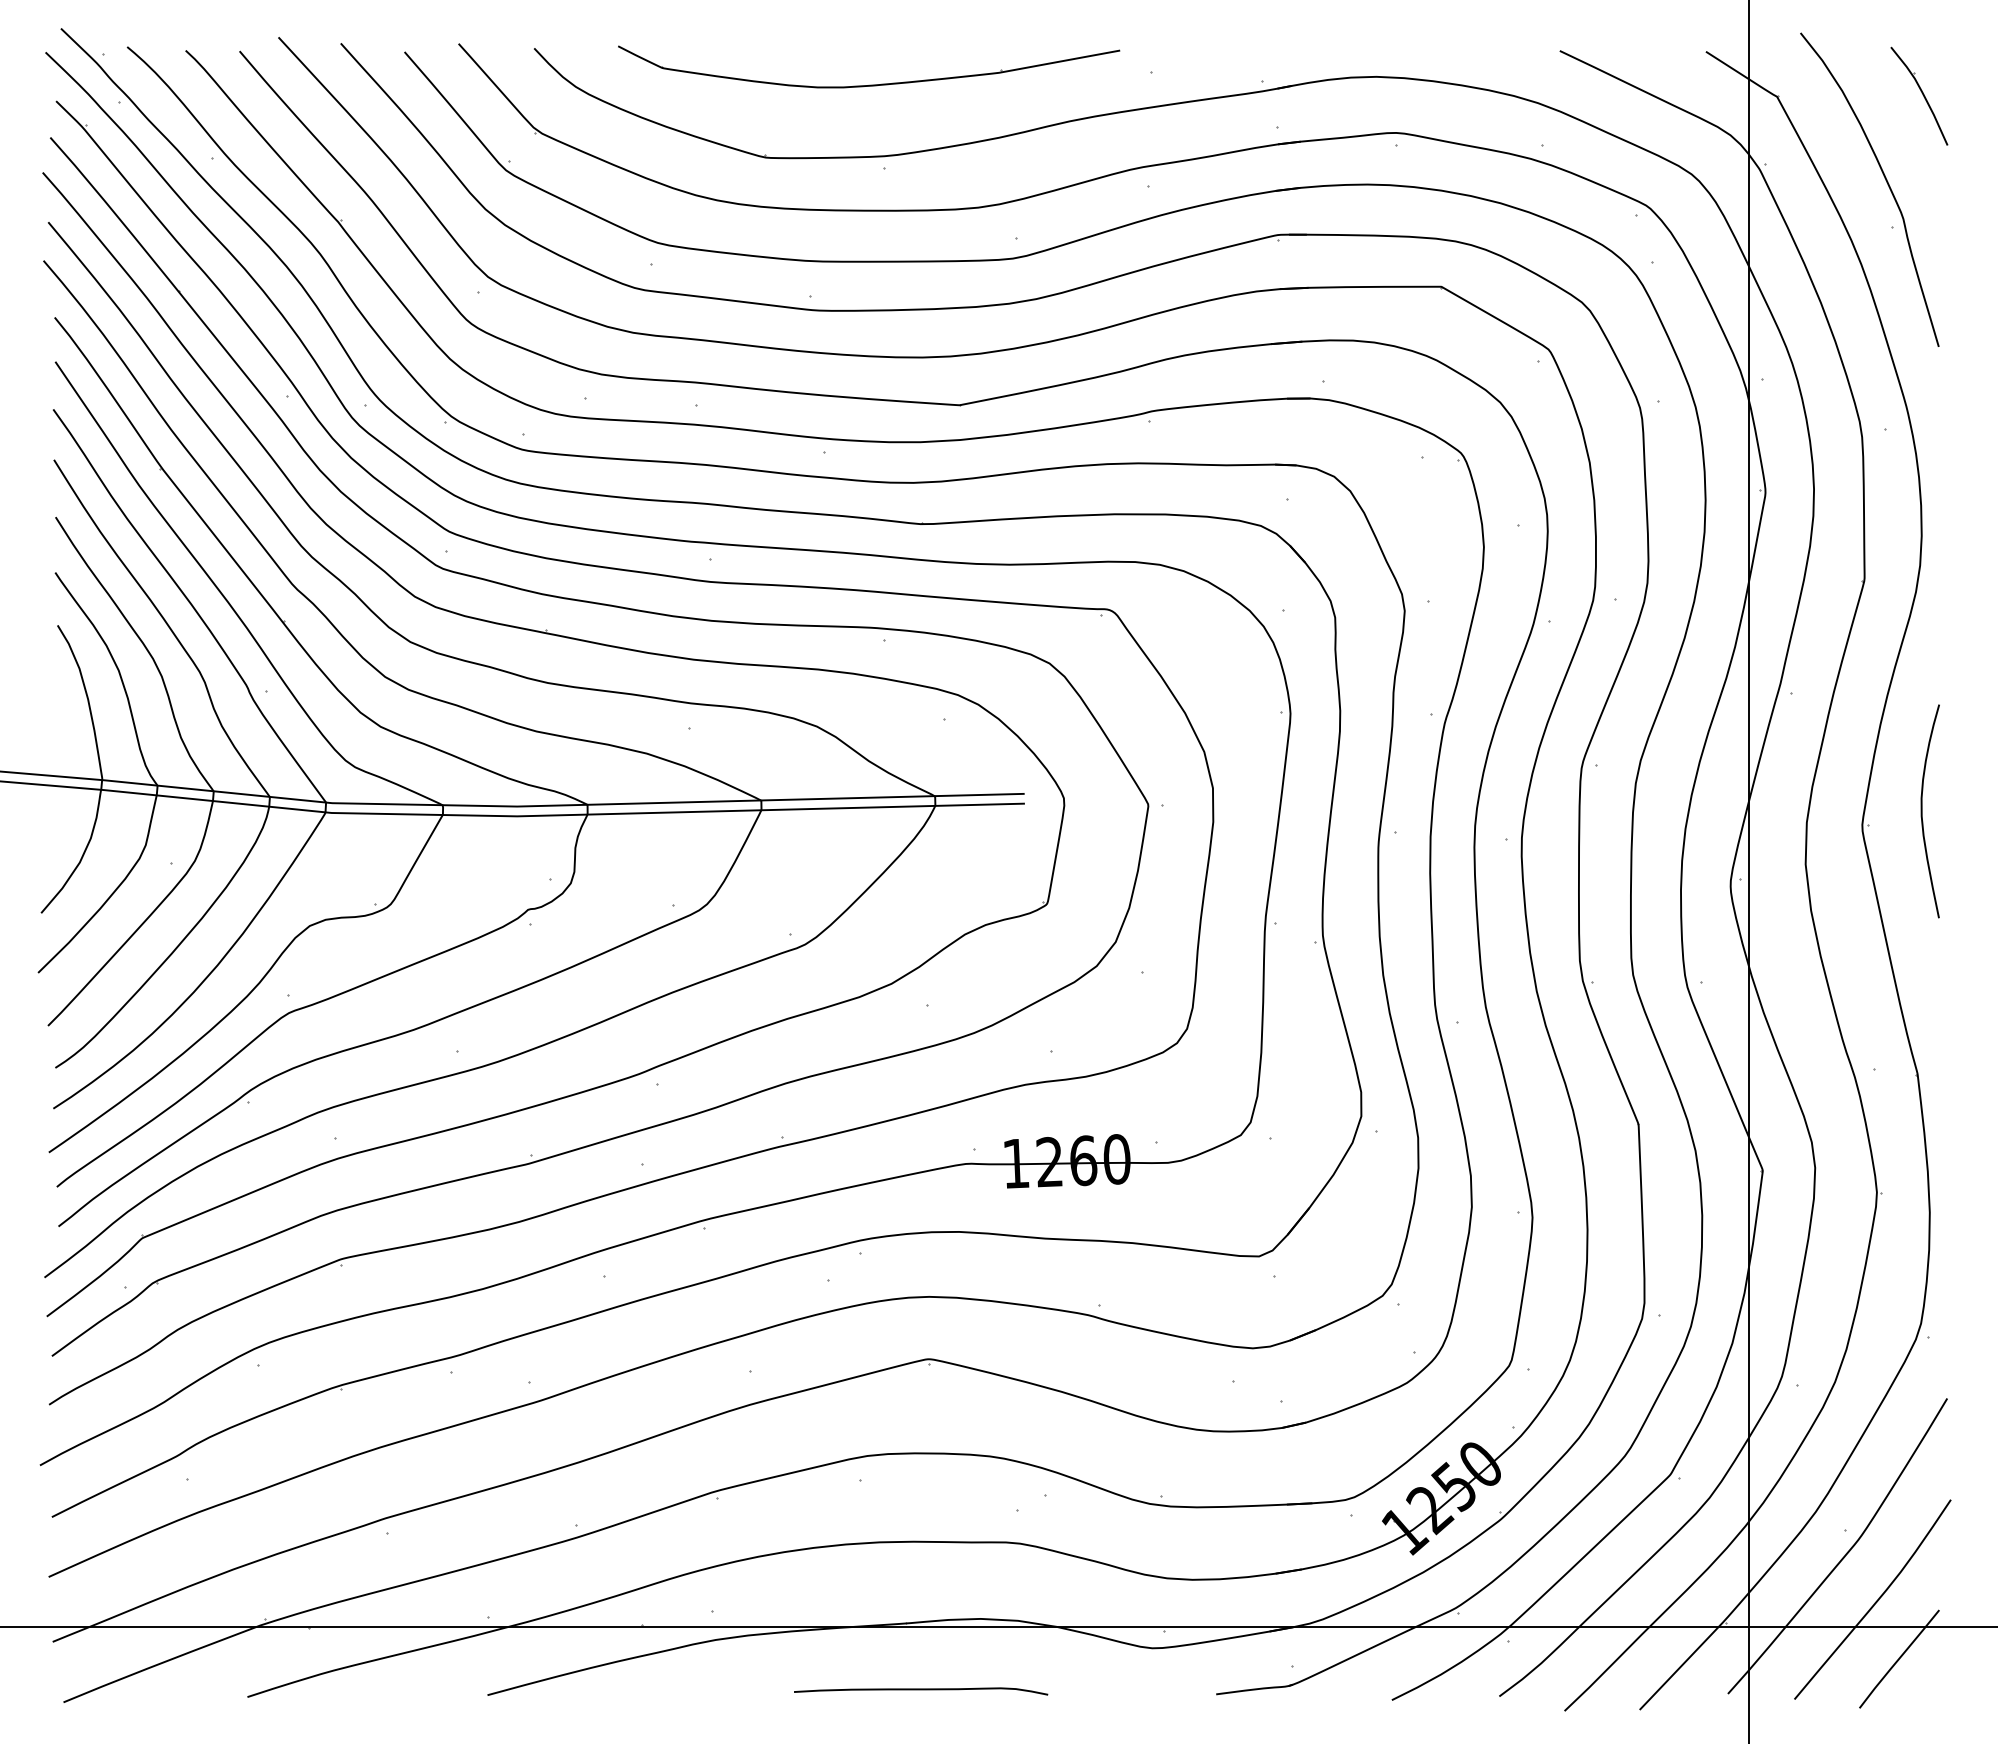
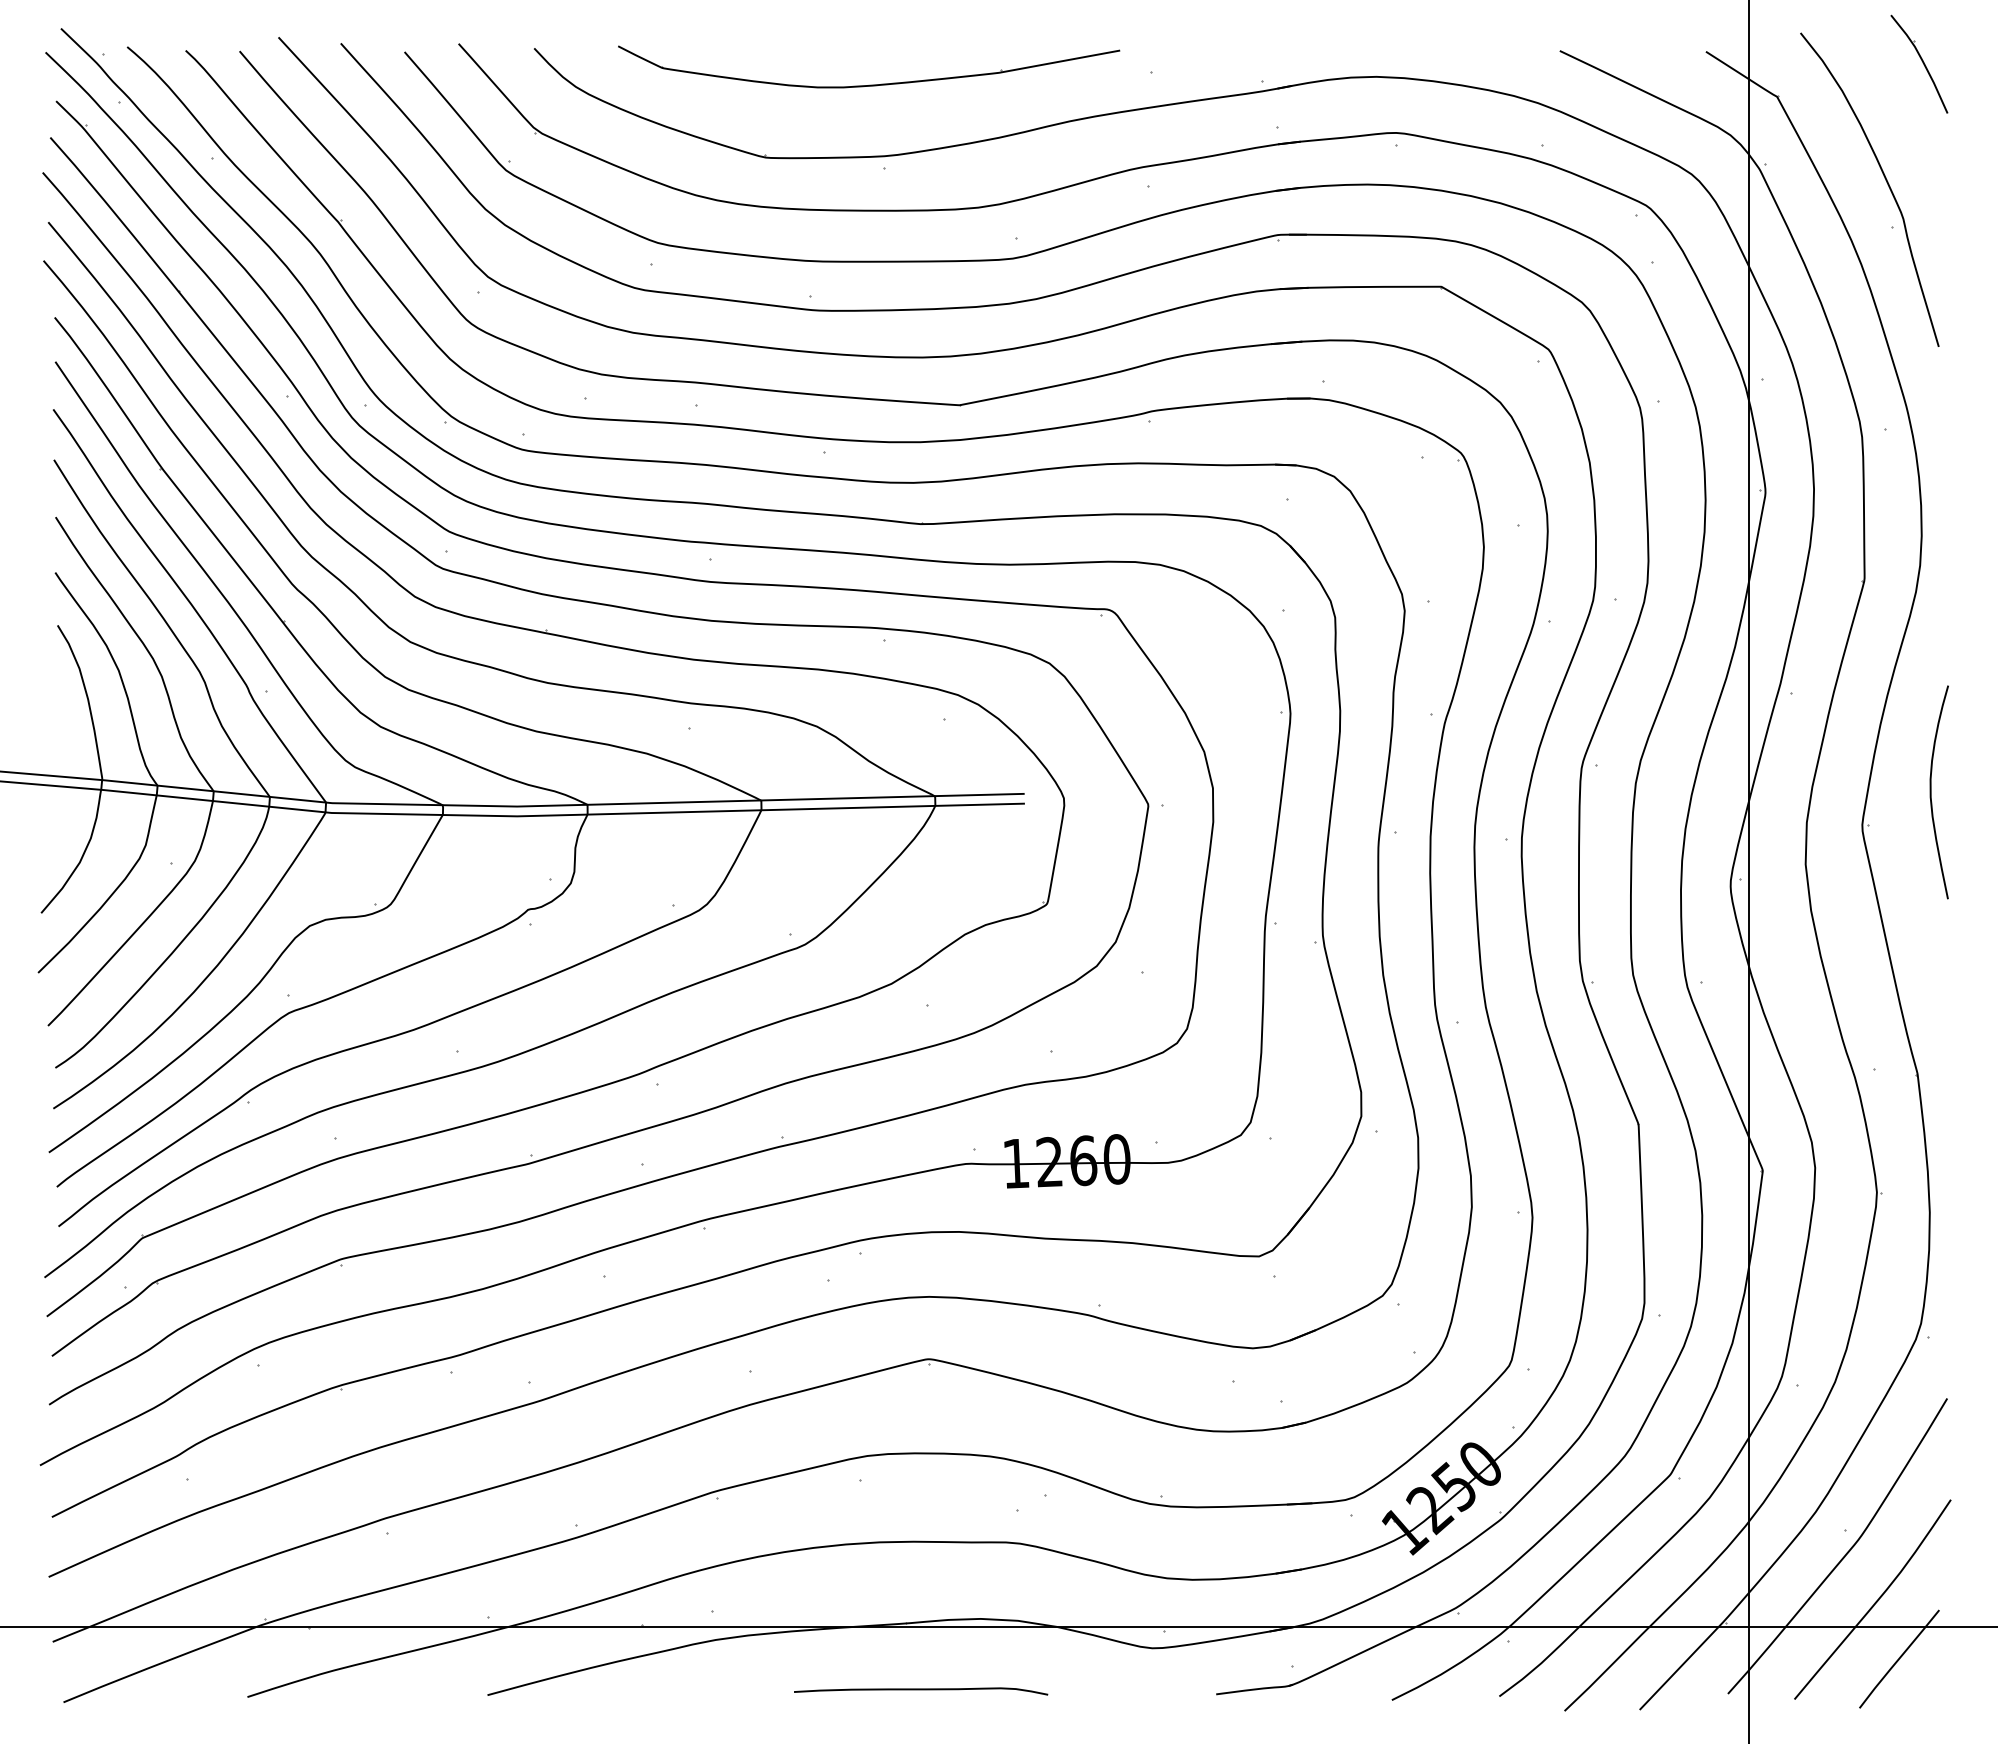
part position: (1919, 95) -> (1919, 63) (1919, 63)
curve position: (1922, 811) -> (1931, 792) (1931, 792)
